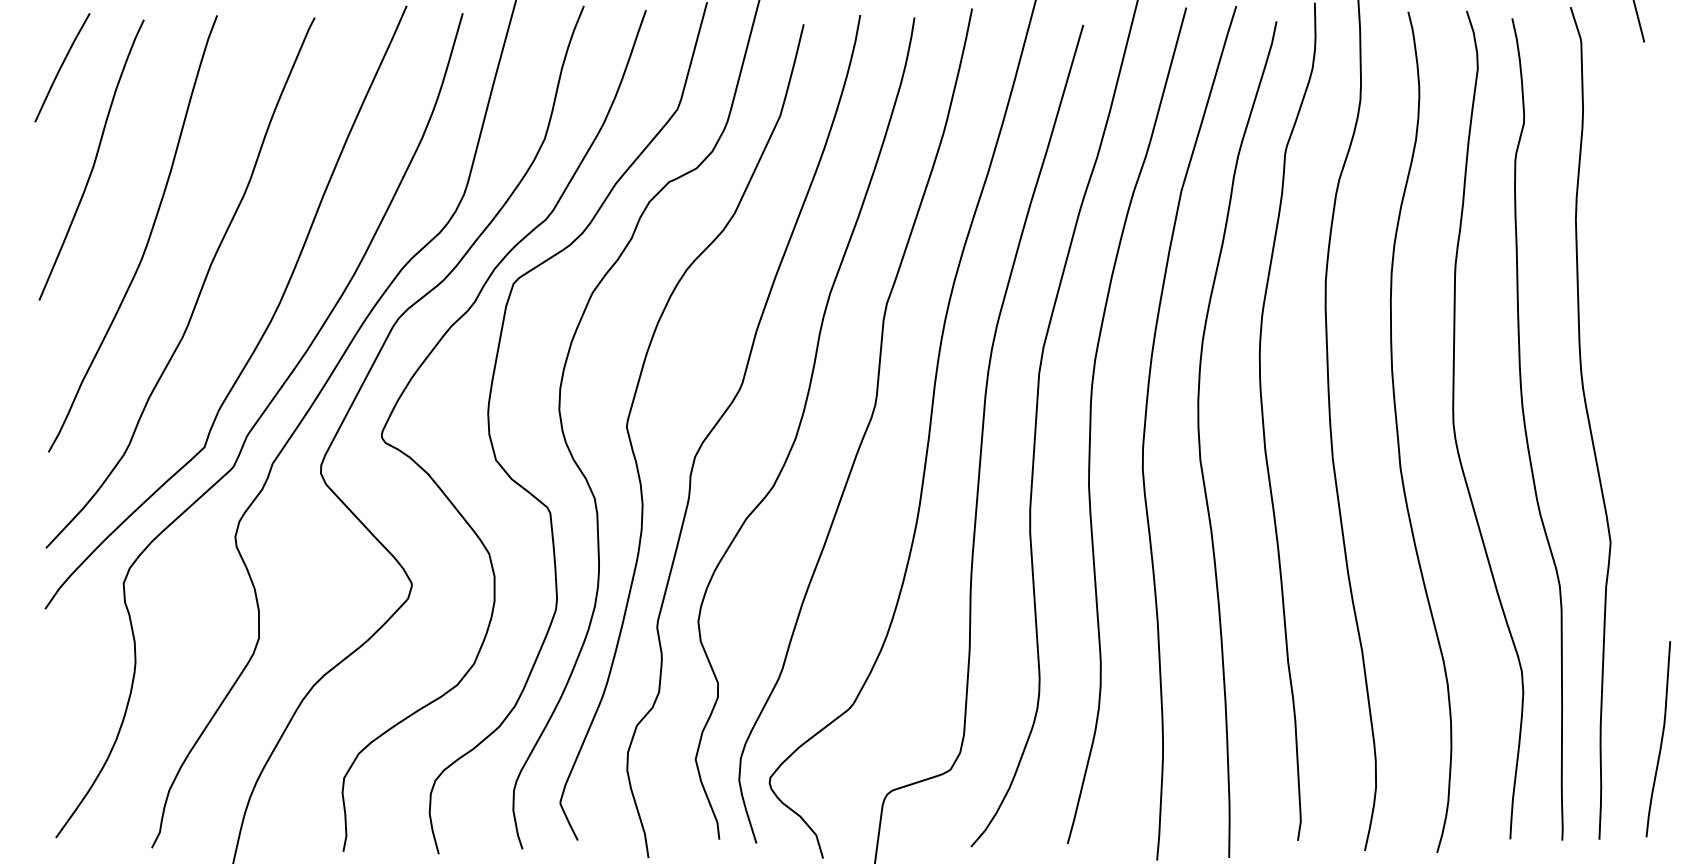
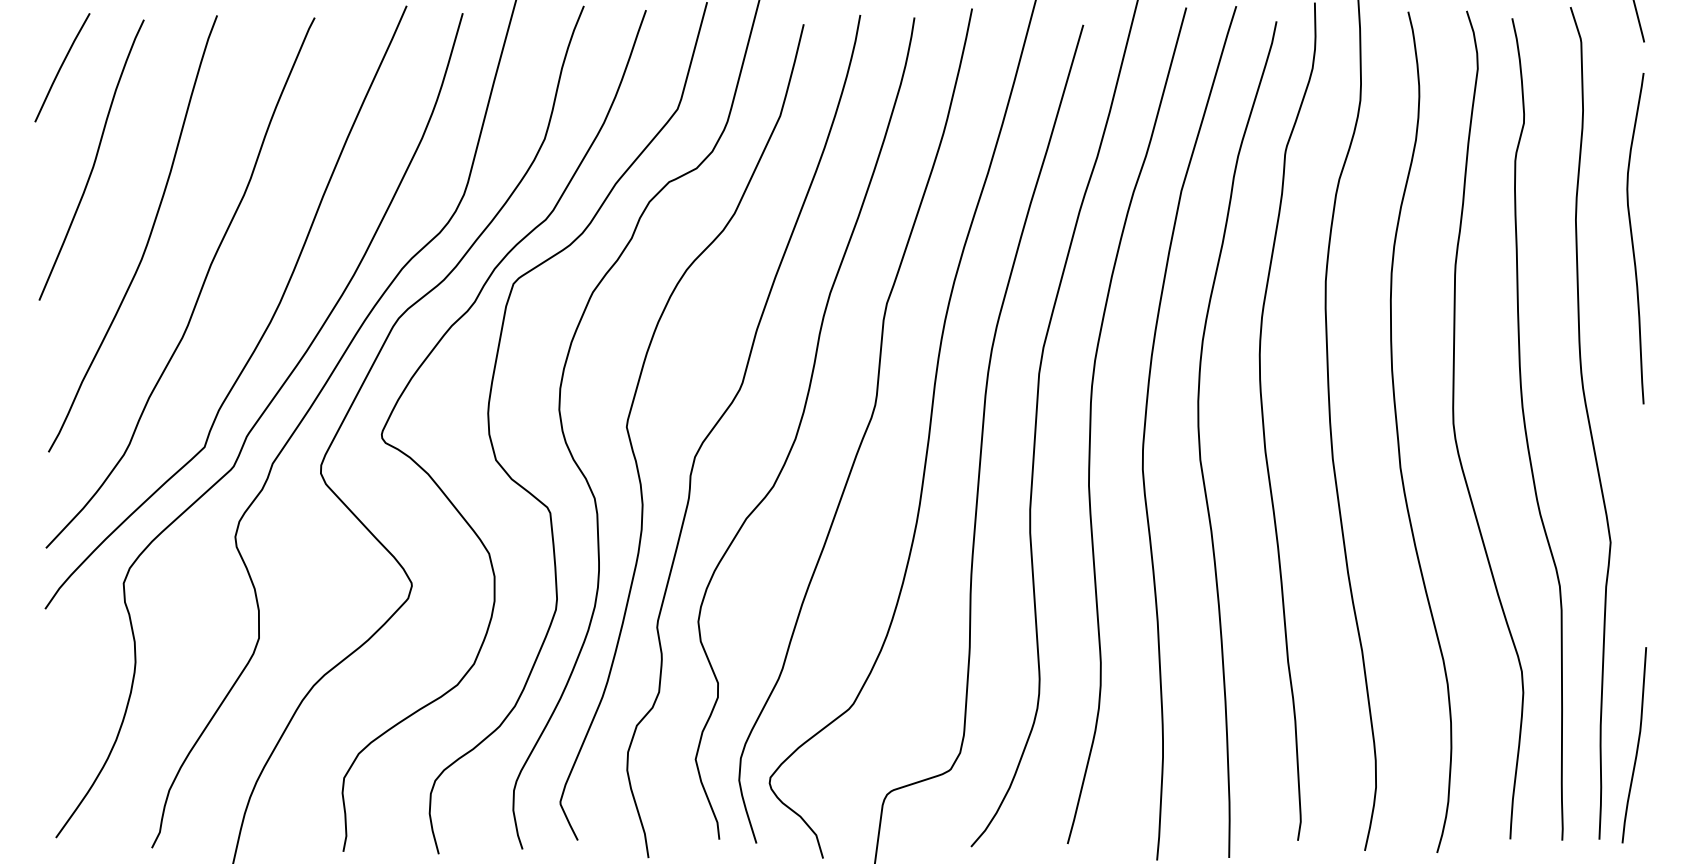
curve: none -> present (1633, 240)
curve position: (1660, 741) -> (1636, 747) (1636, 747)
